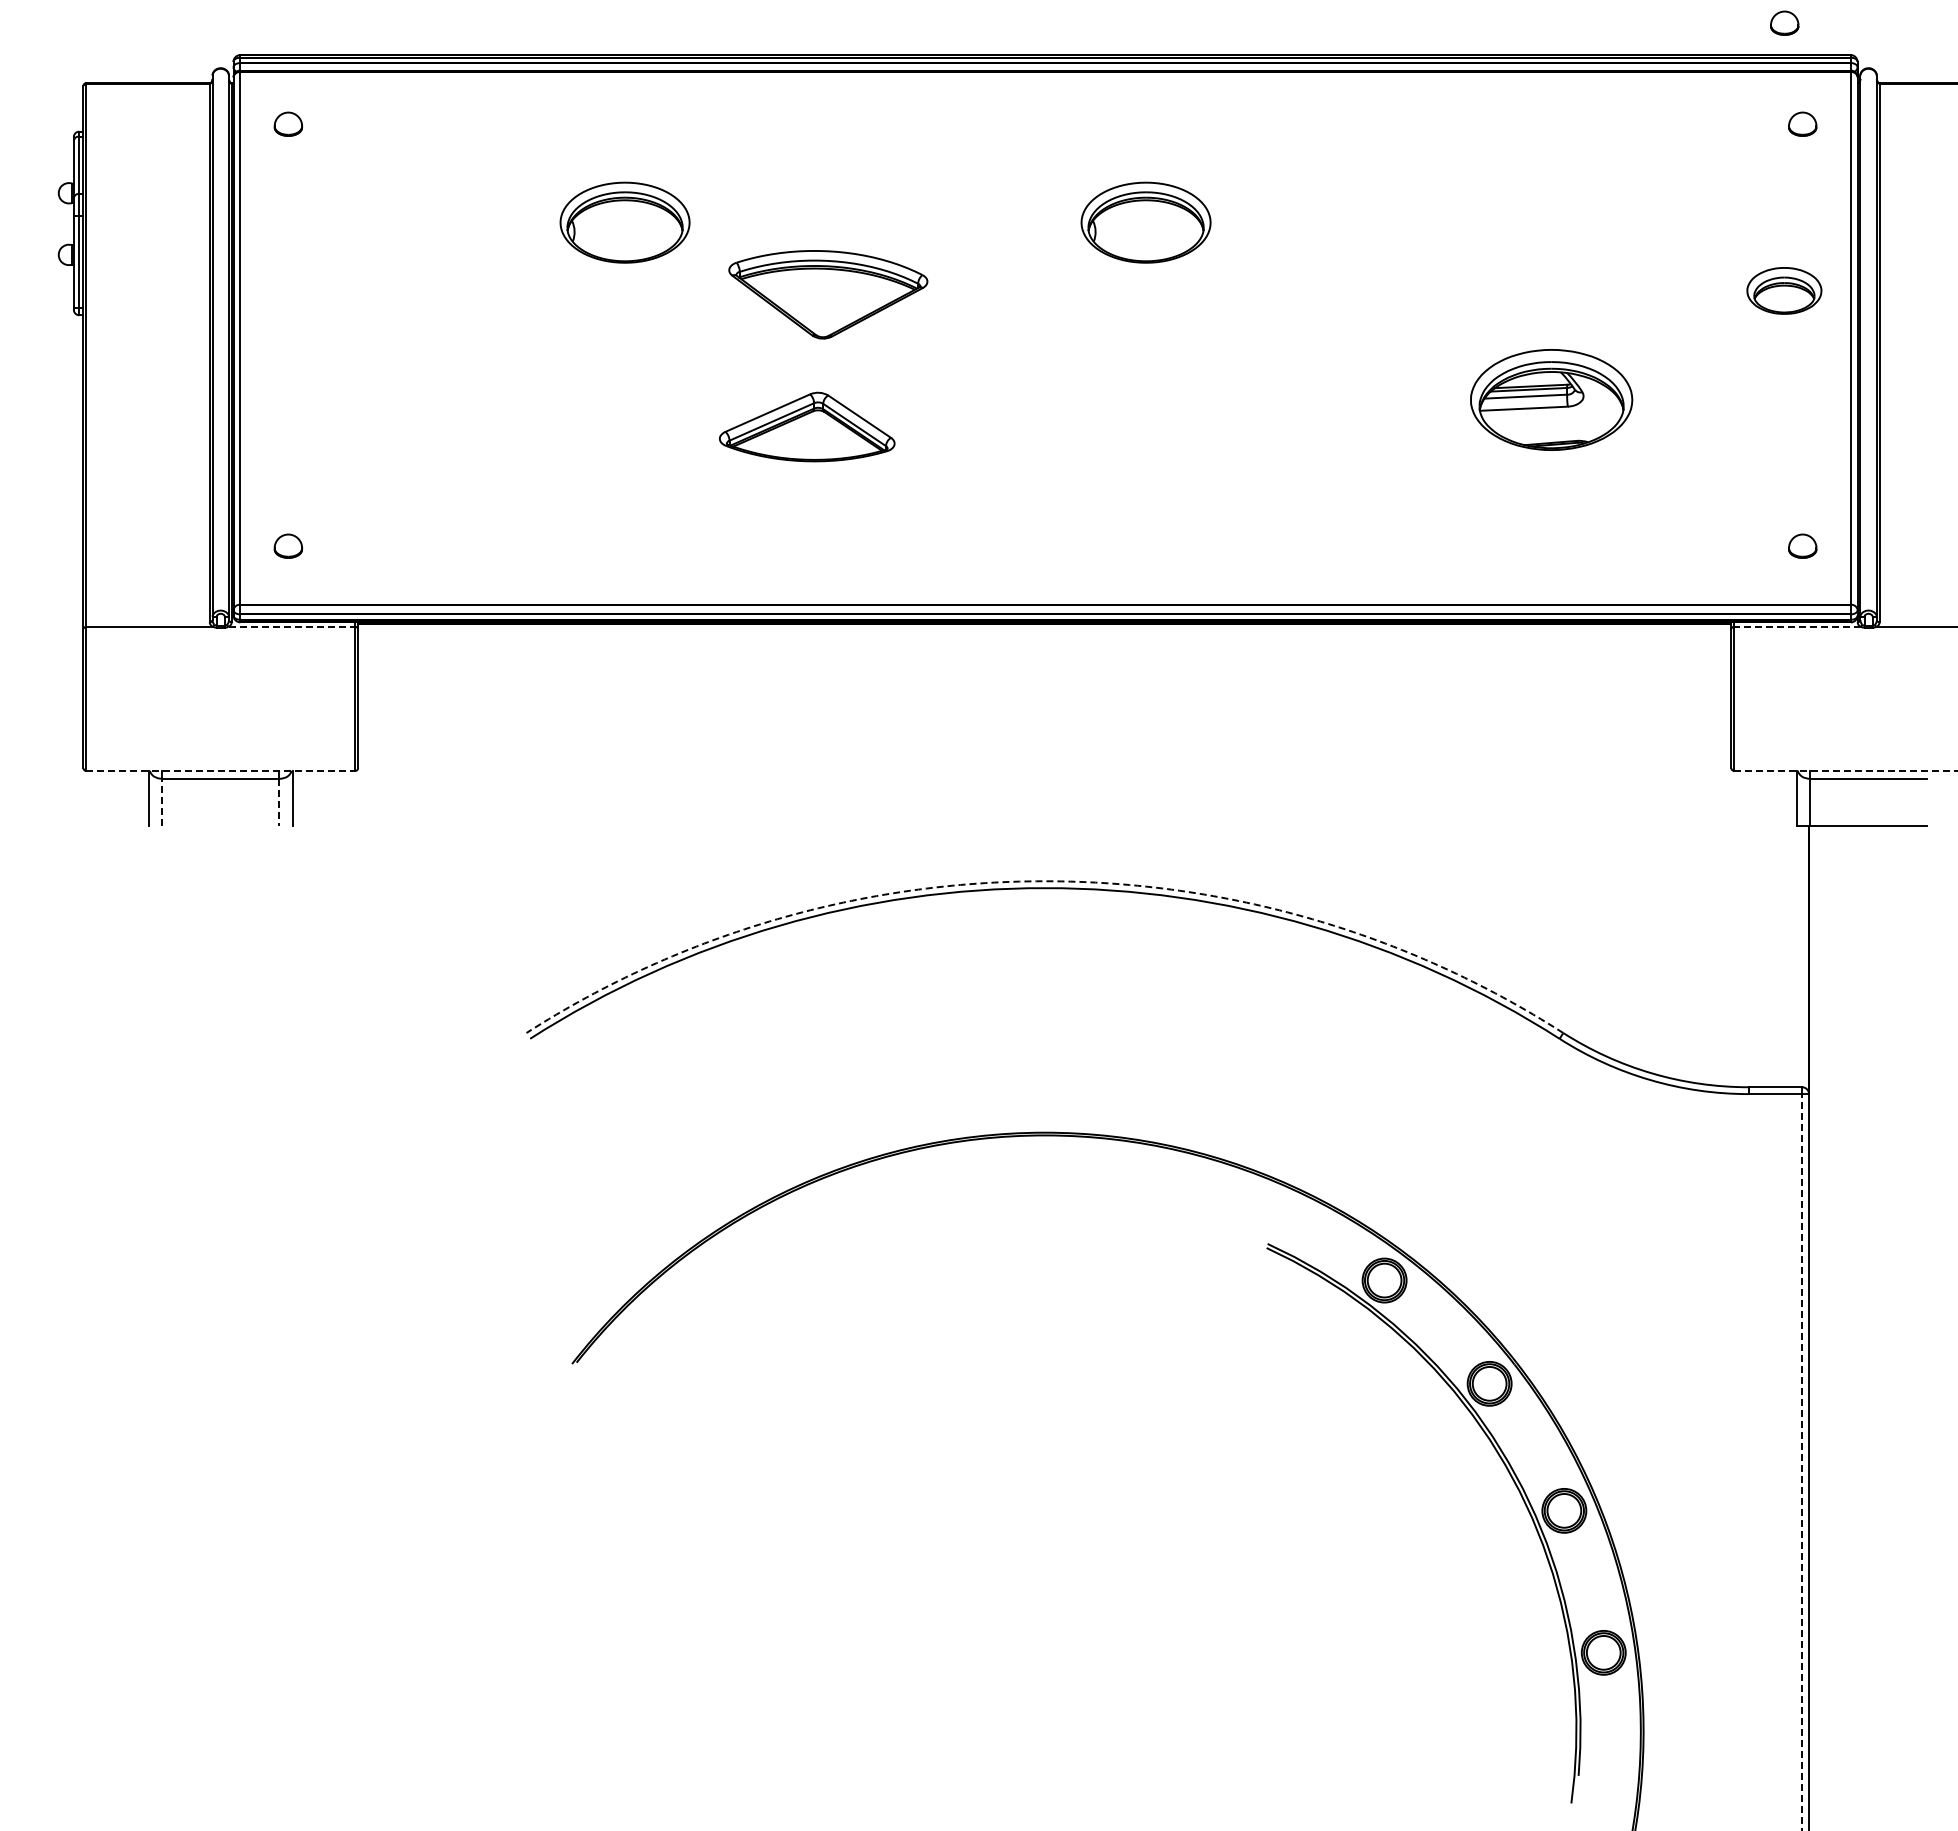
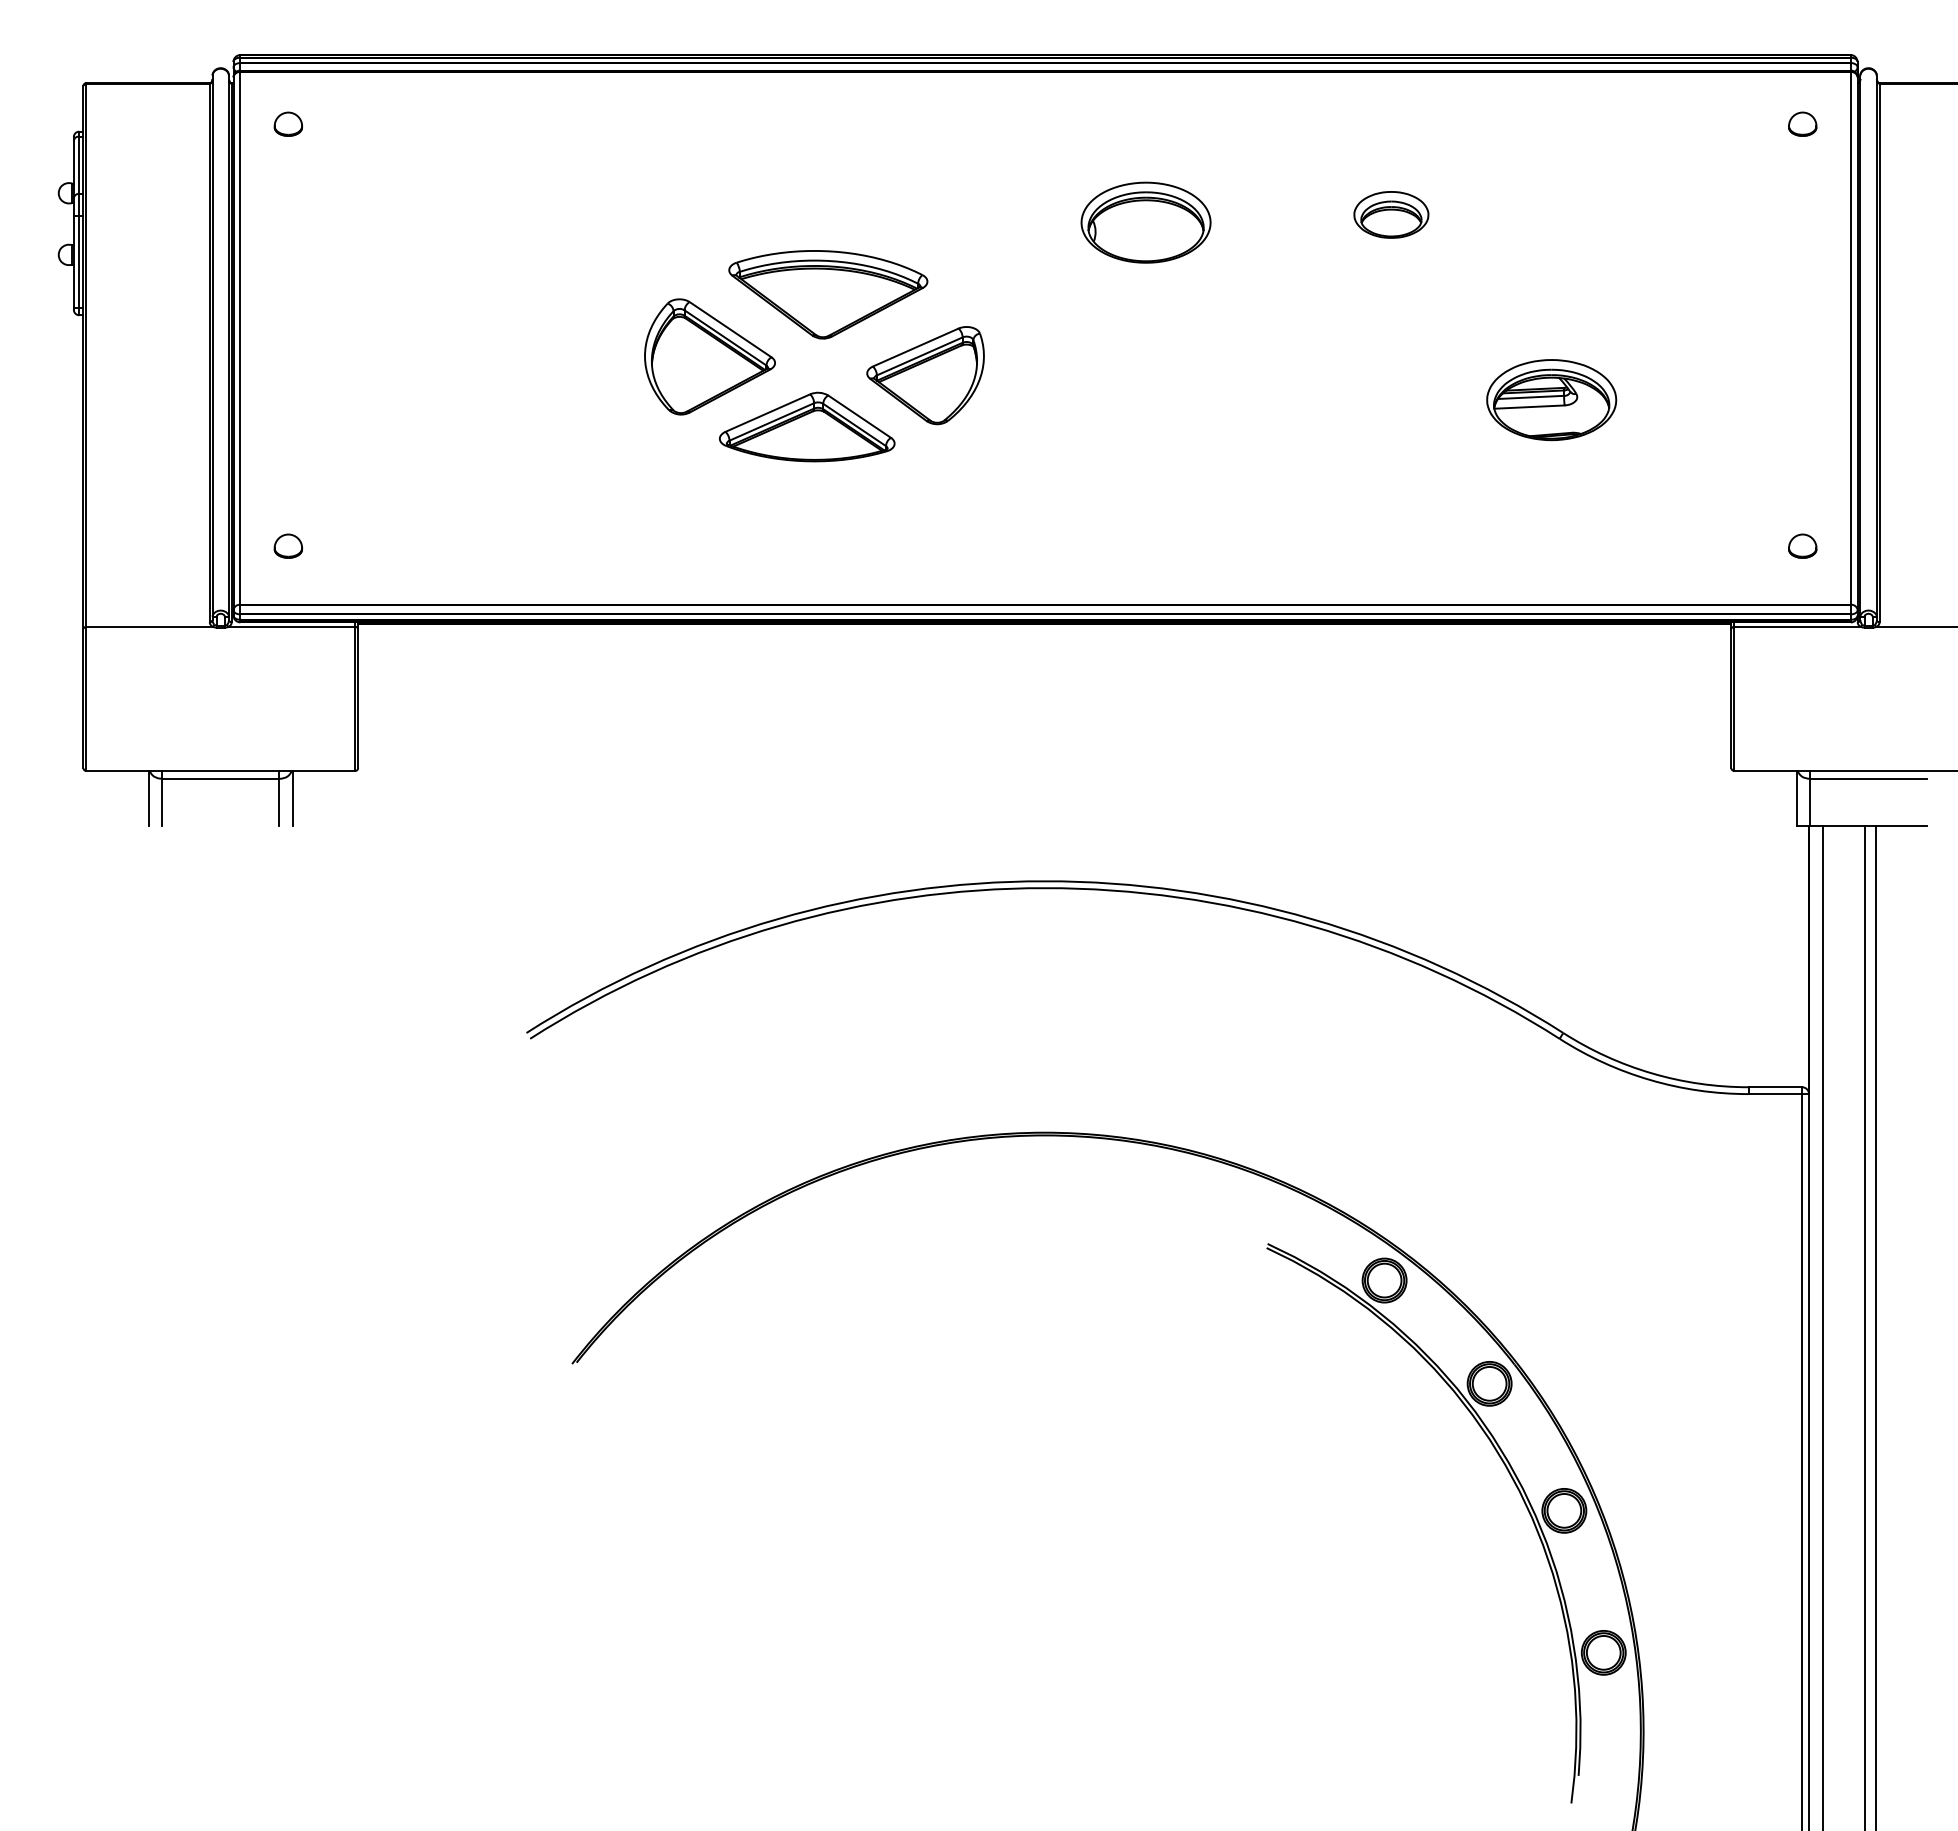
part: present -> none (1784, 22)
part: present -> none (624, 222)
part position: (1784, 290) -> (1391, 214) (1391, 214)
part: none -> present (709, 356)
part: none -> present (925, 375)
part size: 164x102 px -> 132x83 px (1551, 400)
line: dashed -> solid (292, 626)
line: dashed -> solid (1796, 626)
line: dashed -> solid (220, 770)
line: dashed -> solid (1845, 770)
line: dashed -> solid (162, 801)
line: dashed -> solid (279, 802)
arc: dashed -> solid (1044, 881)
line: none -> present (1822, 1326)
line: none -> present (1865, 1326)
line: none -> present (1876, 1326)
line: dashed -> solid (1802, 1461)
